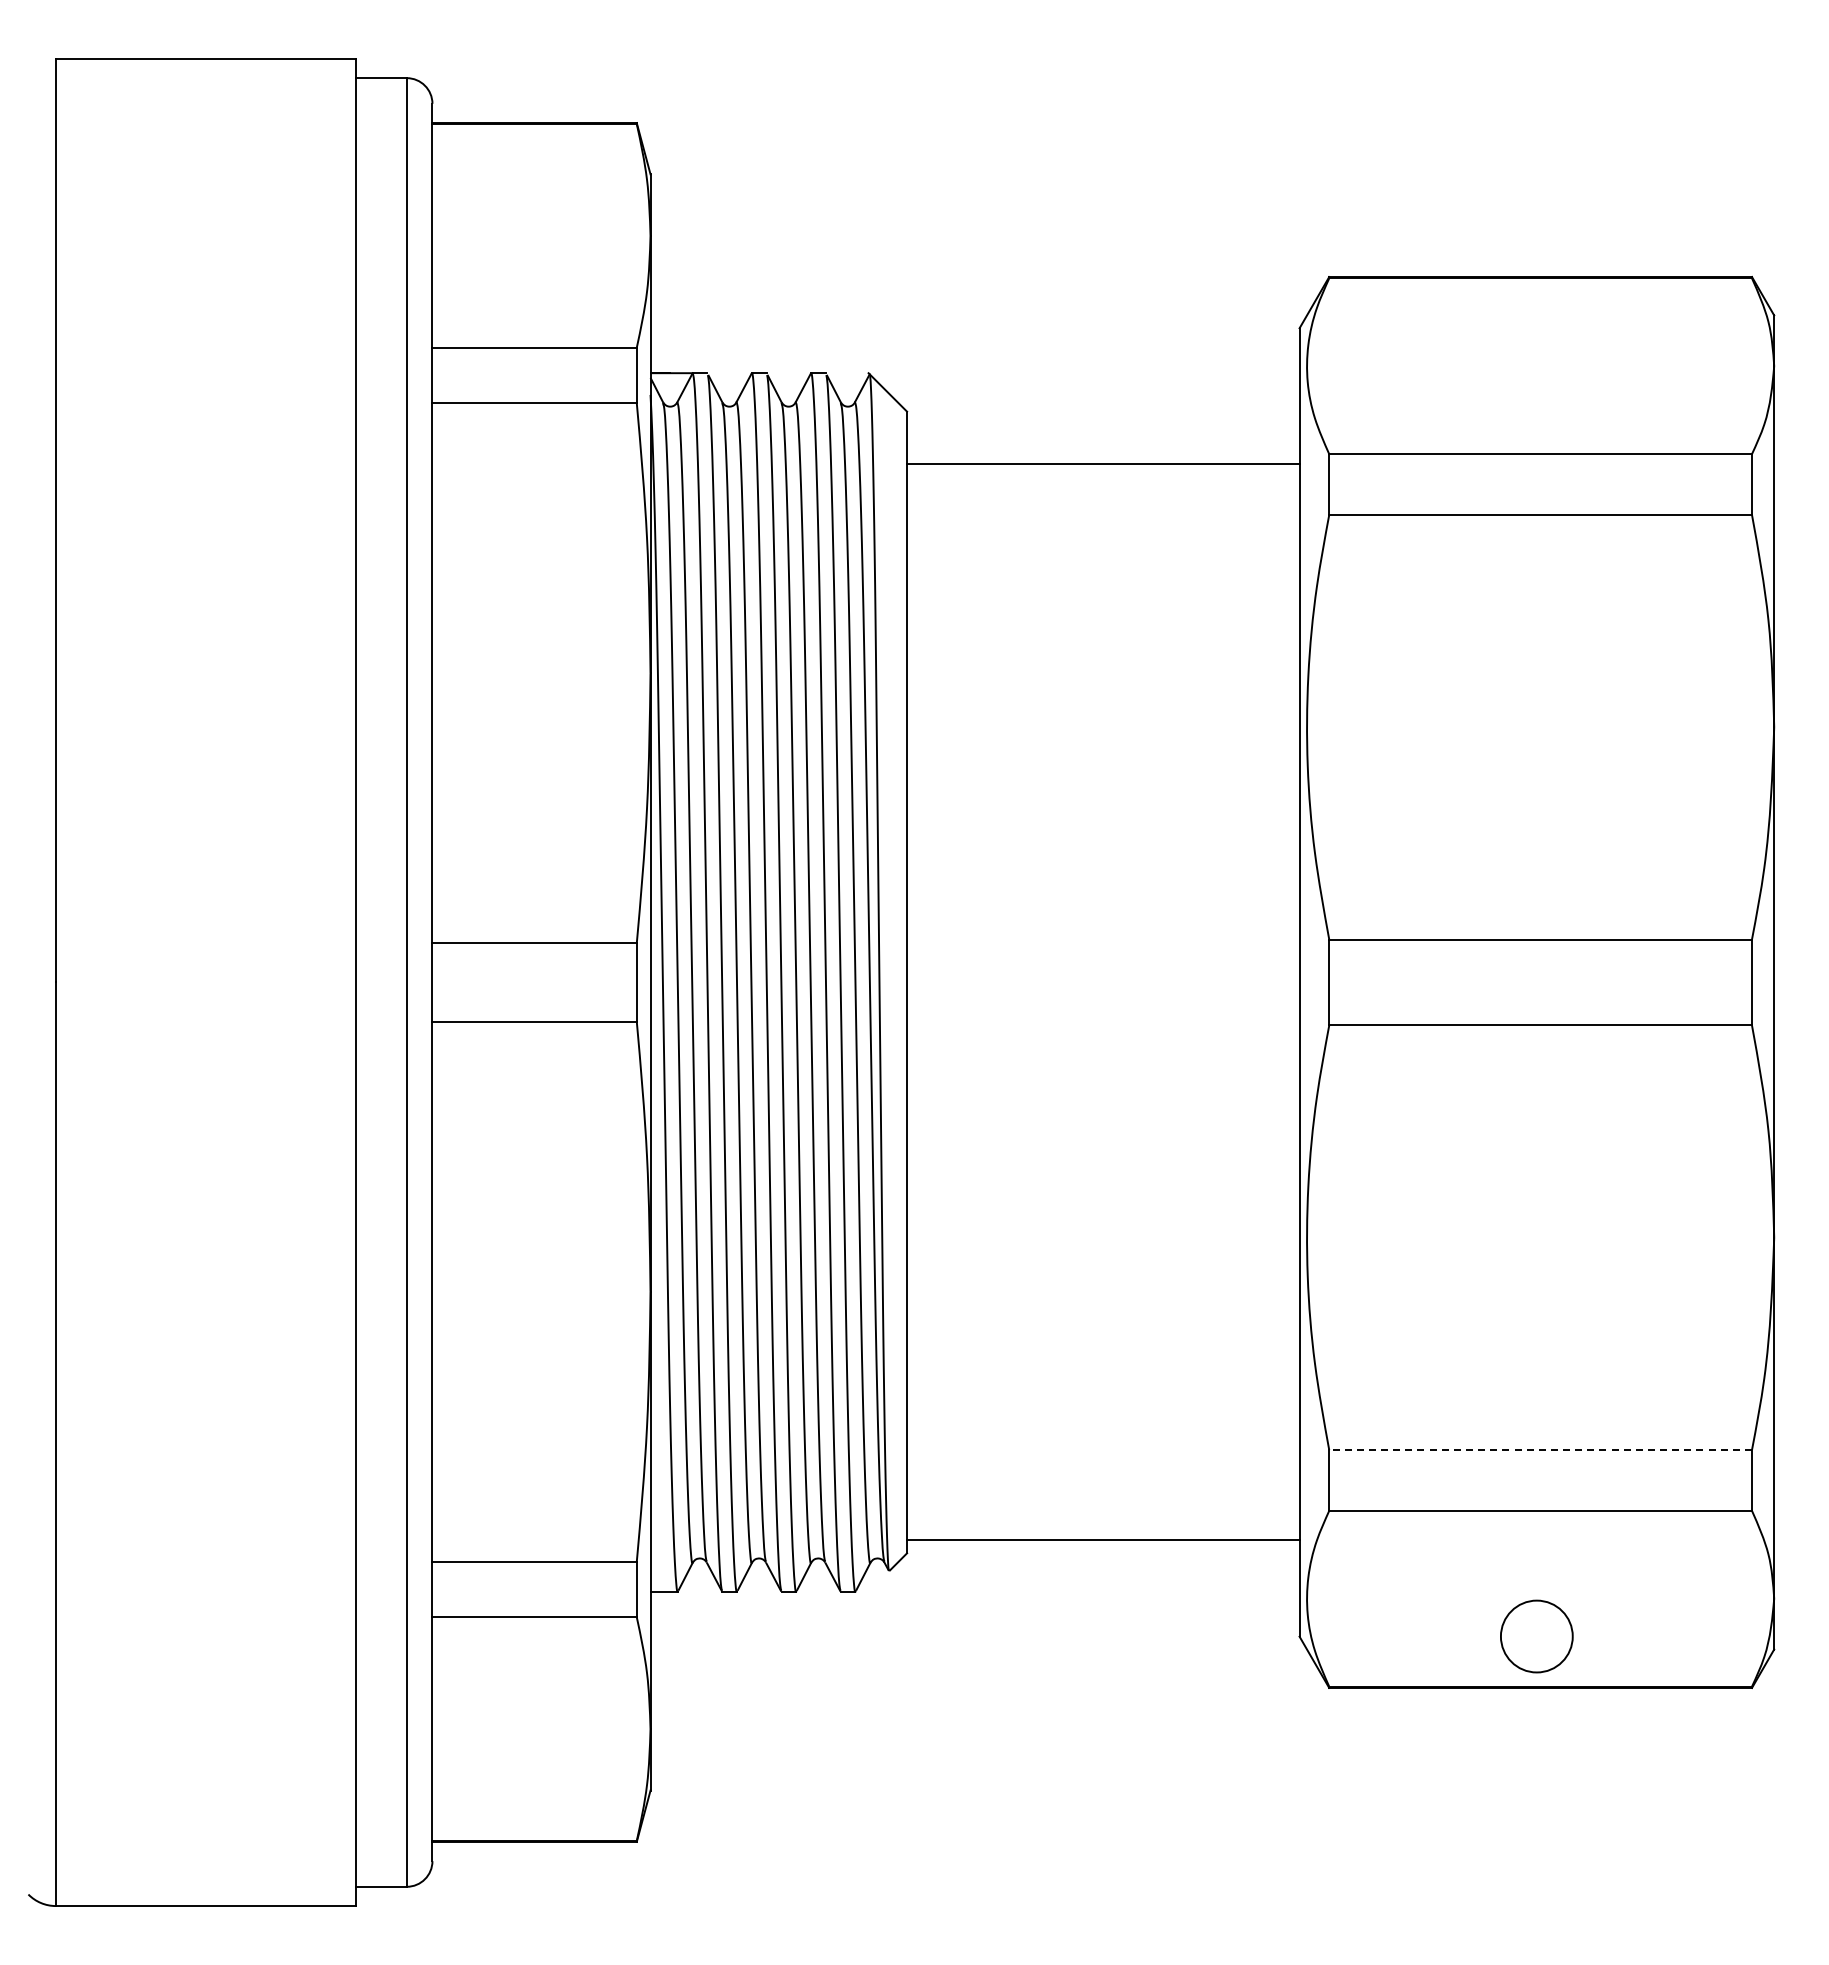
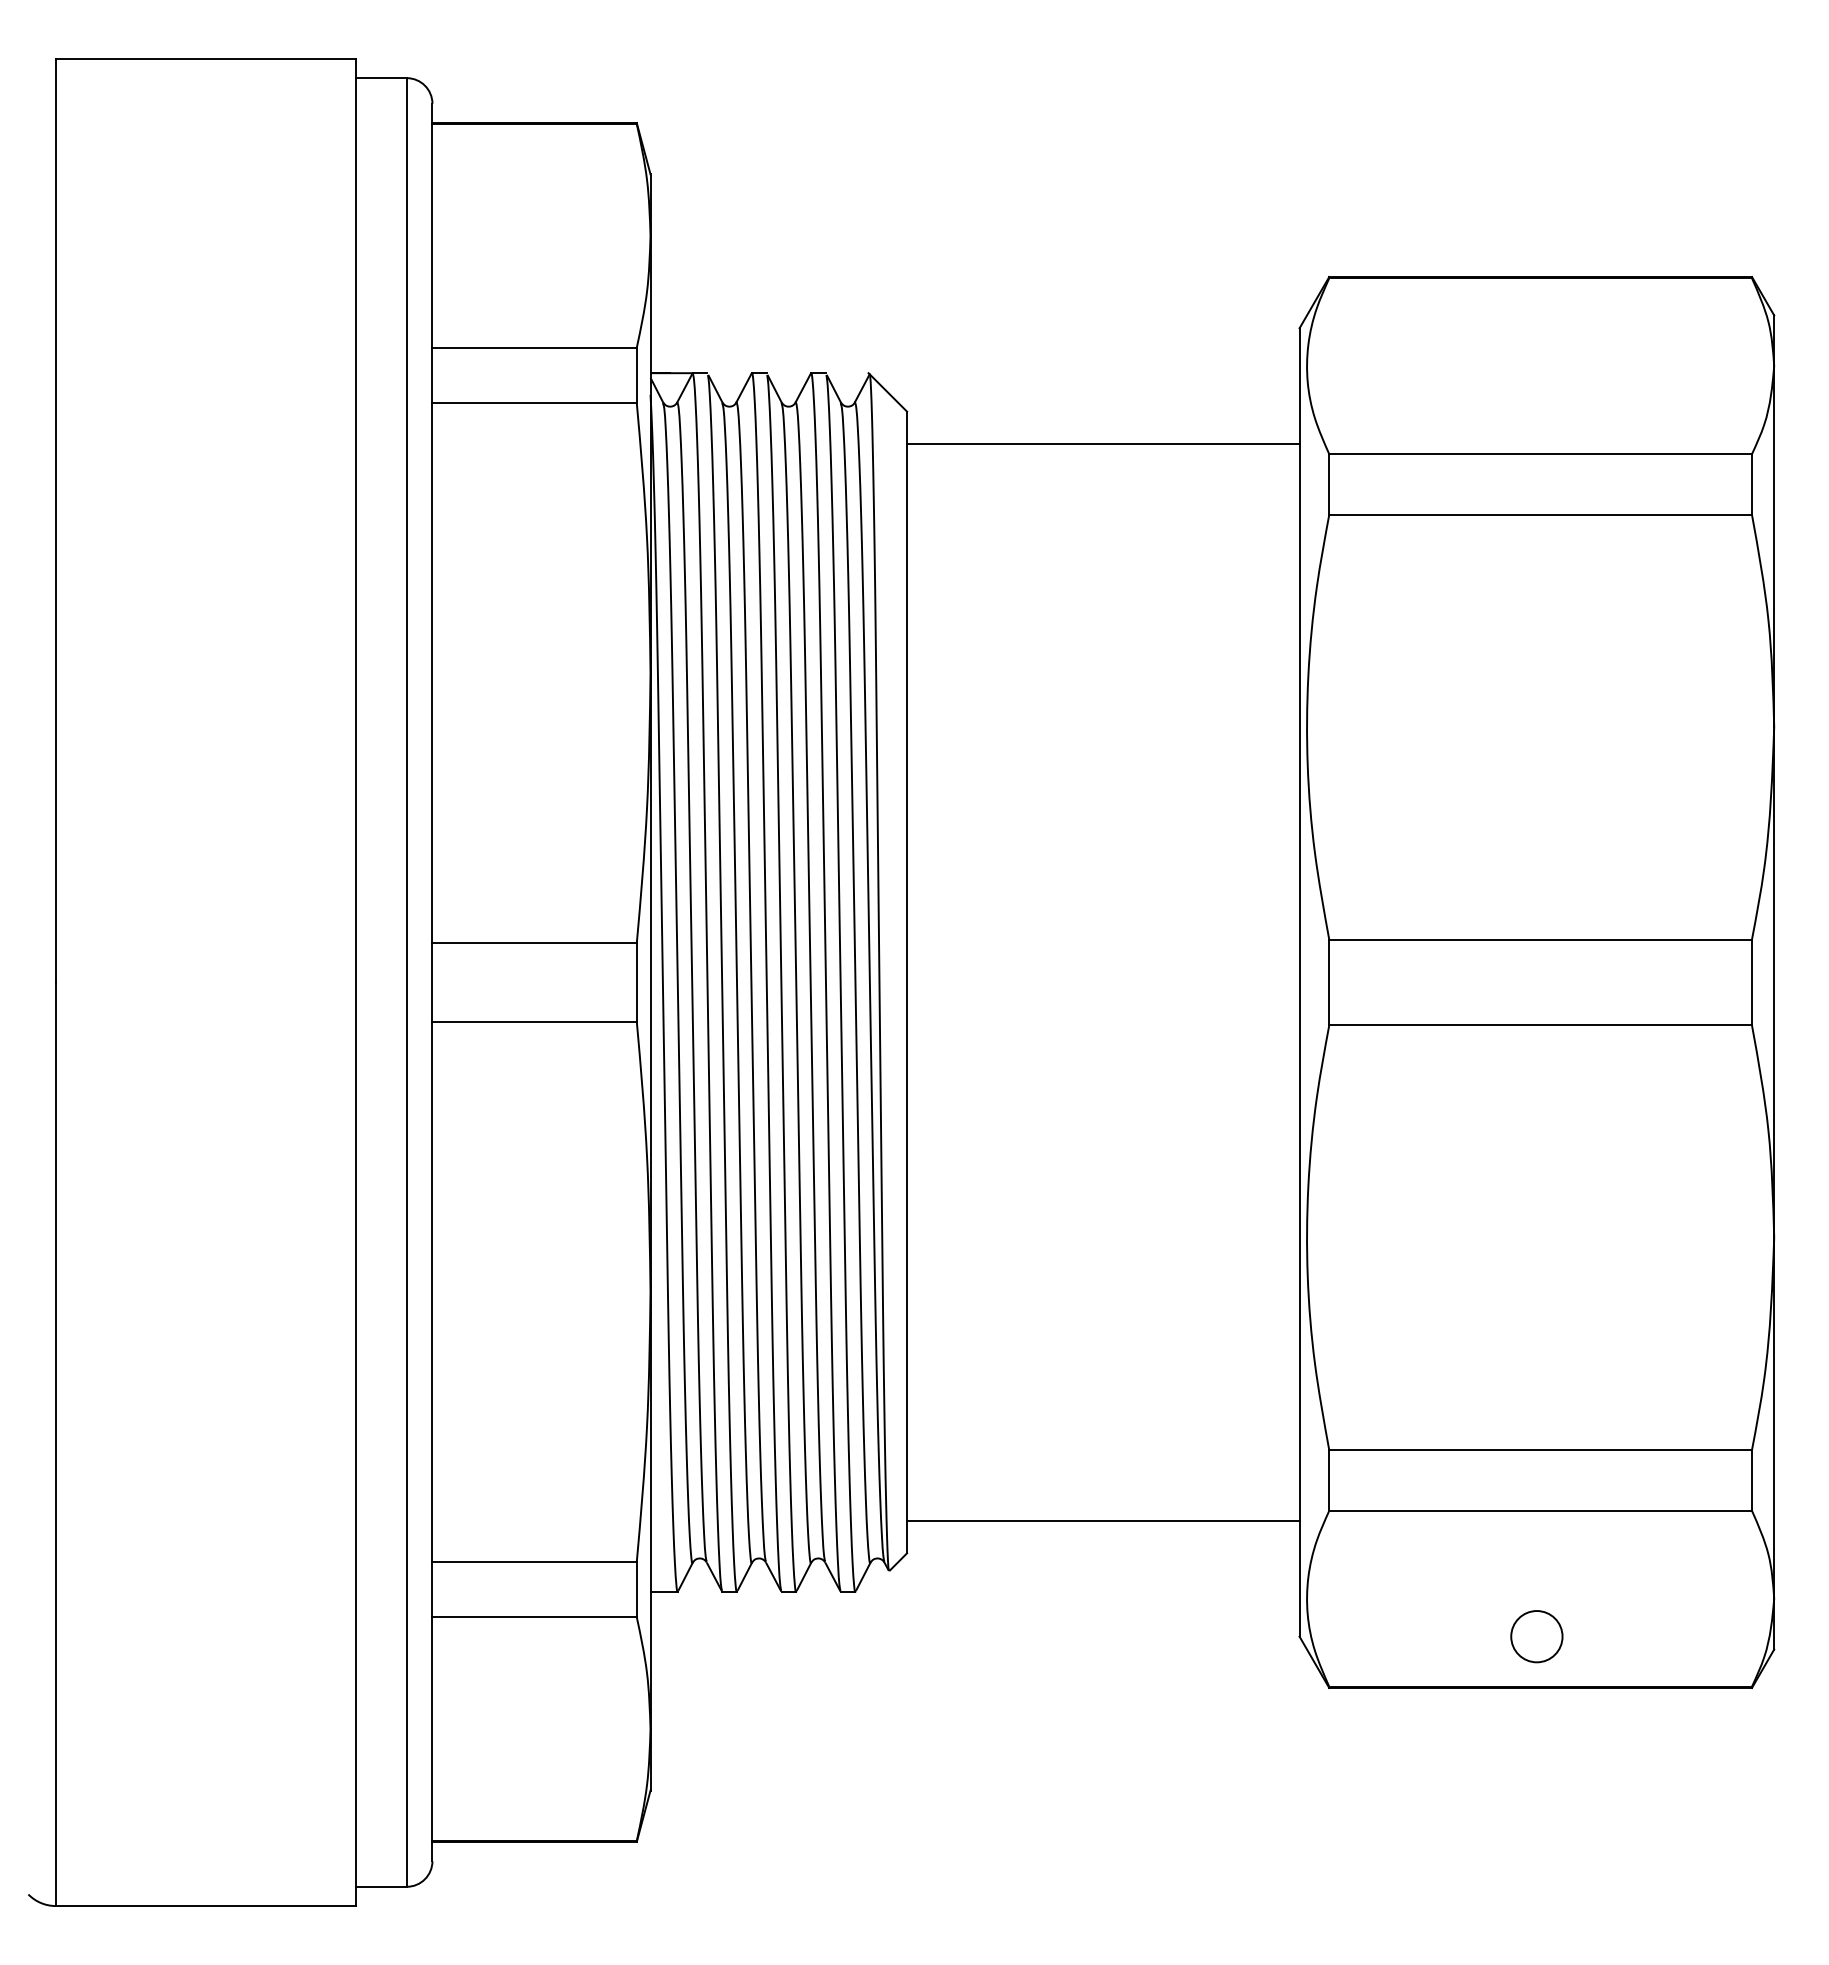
line position: (1103, 463) -> (1103, 443) (1103, 443)
line: dashed -> solid (1540, 1450)
line position: (1103, 1540) -> (1103, 1521) (1103, 1521)
circle size: 74x75 px -> 54x54 px (1536, 1636)
